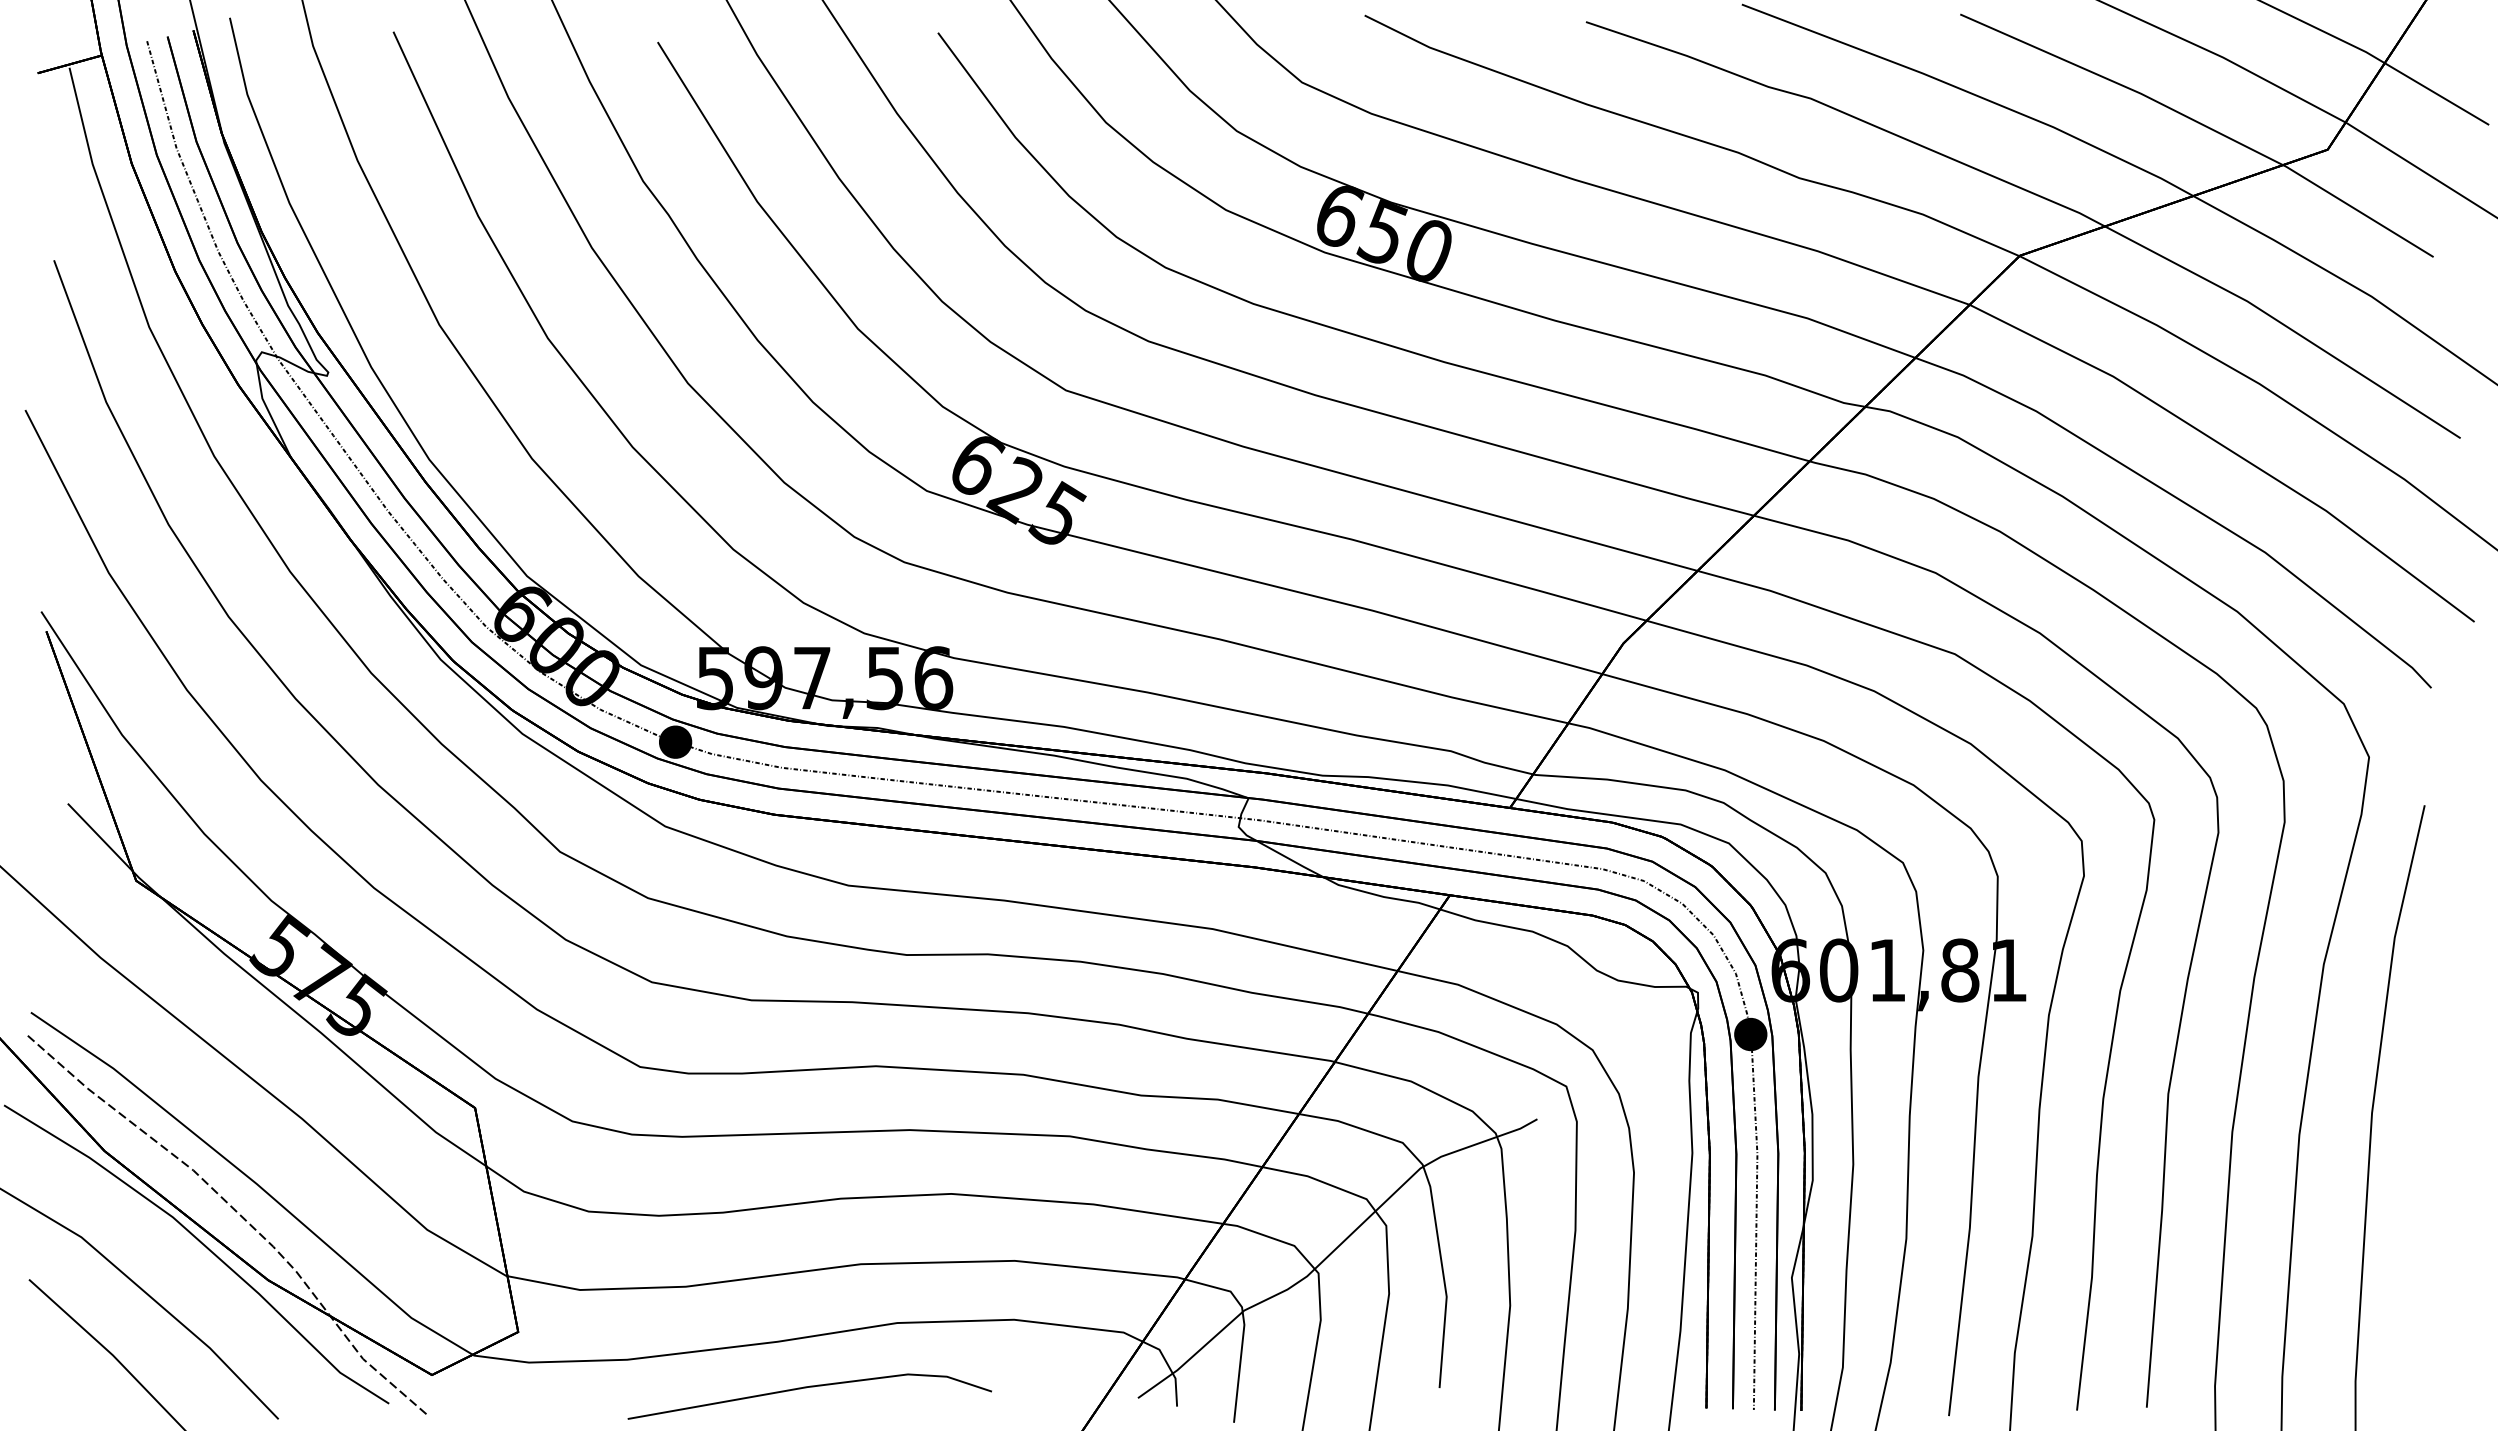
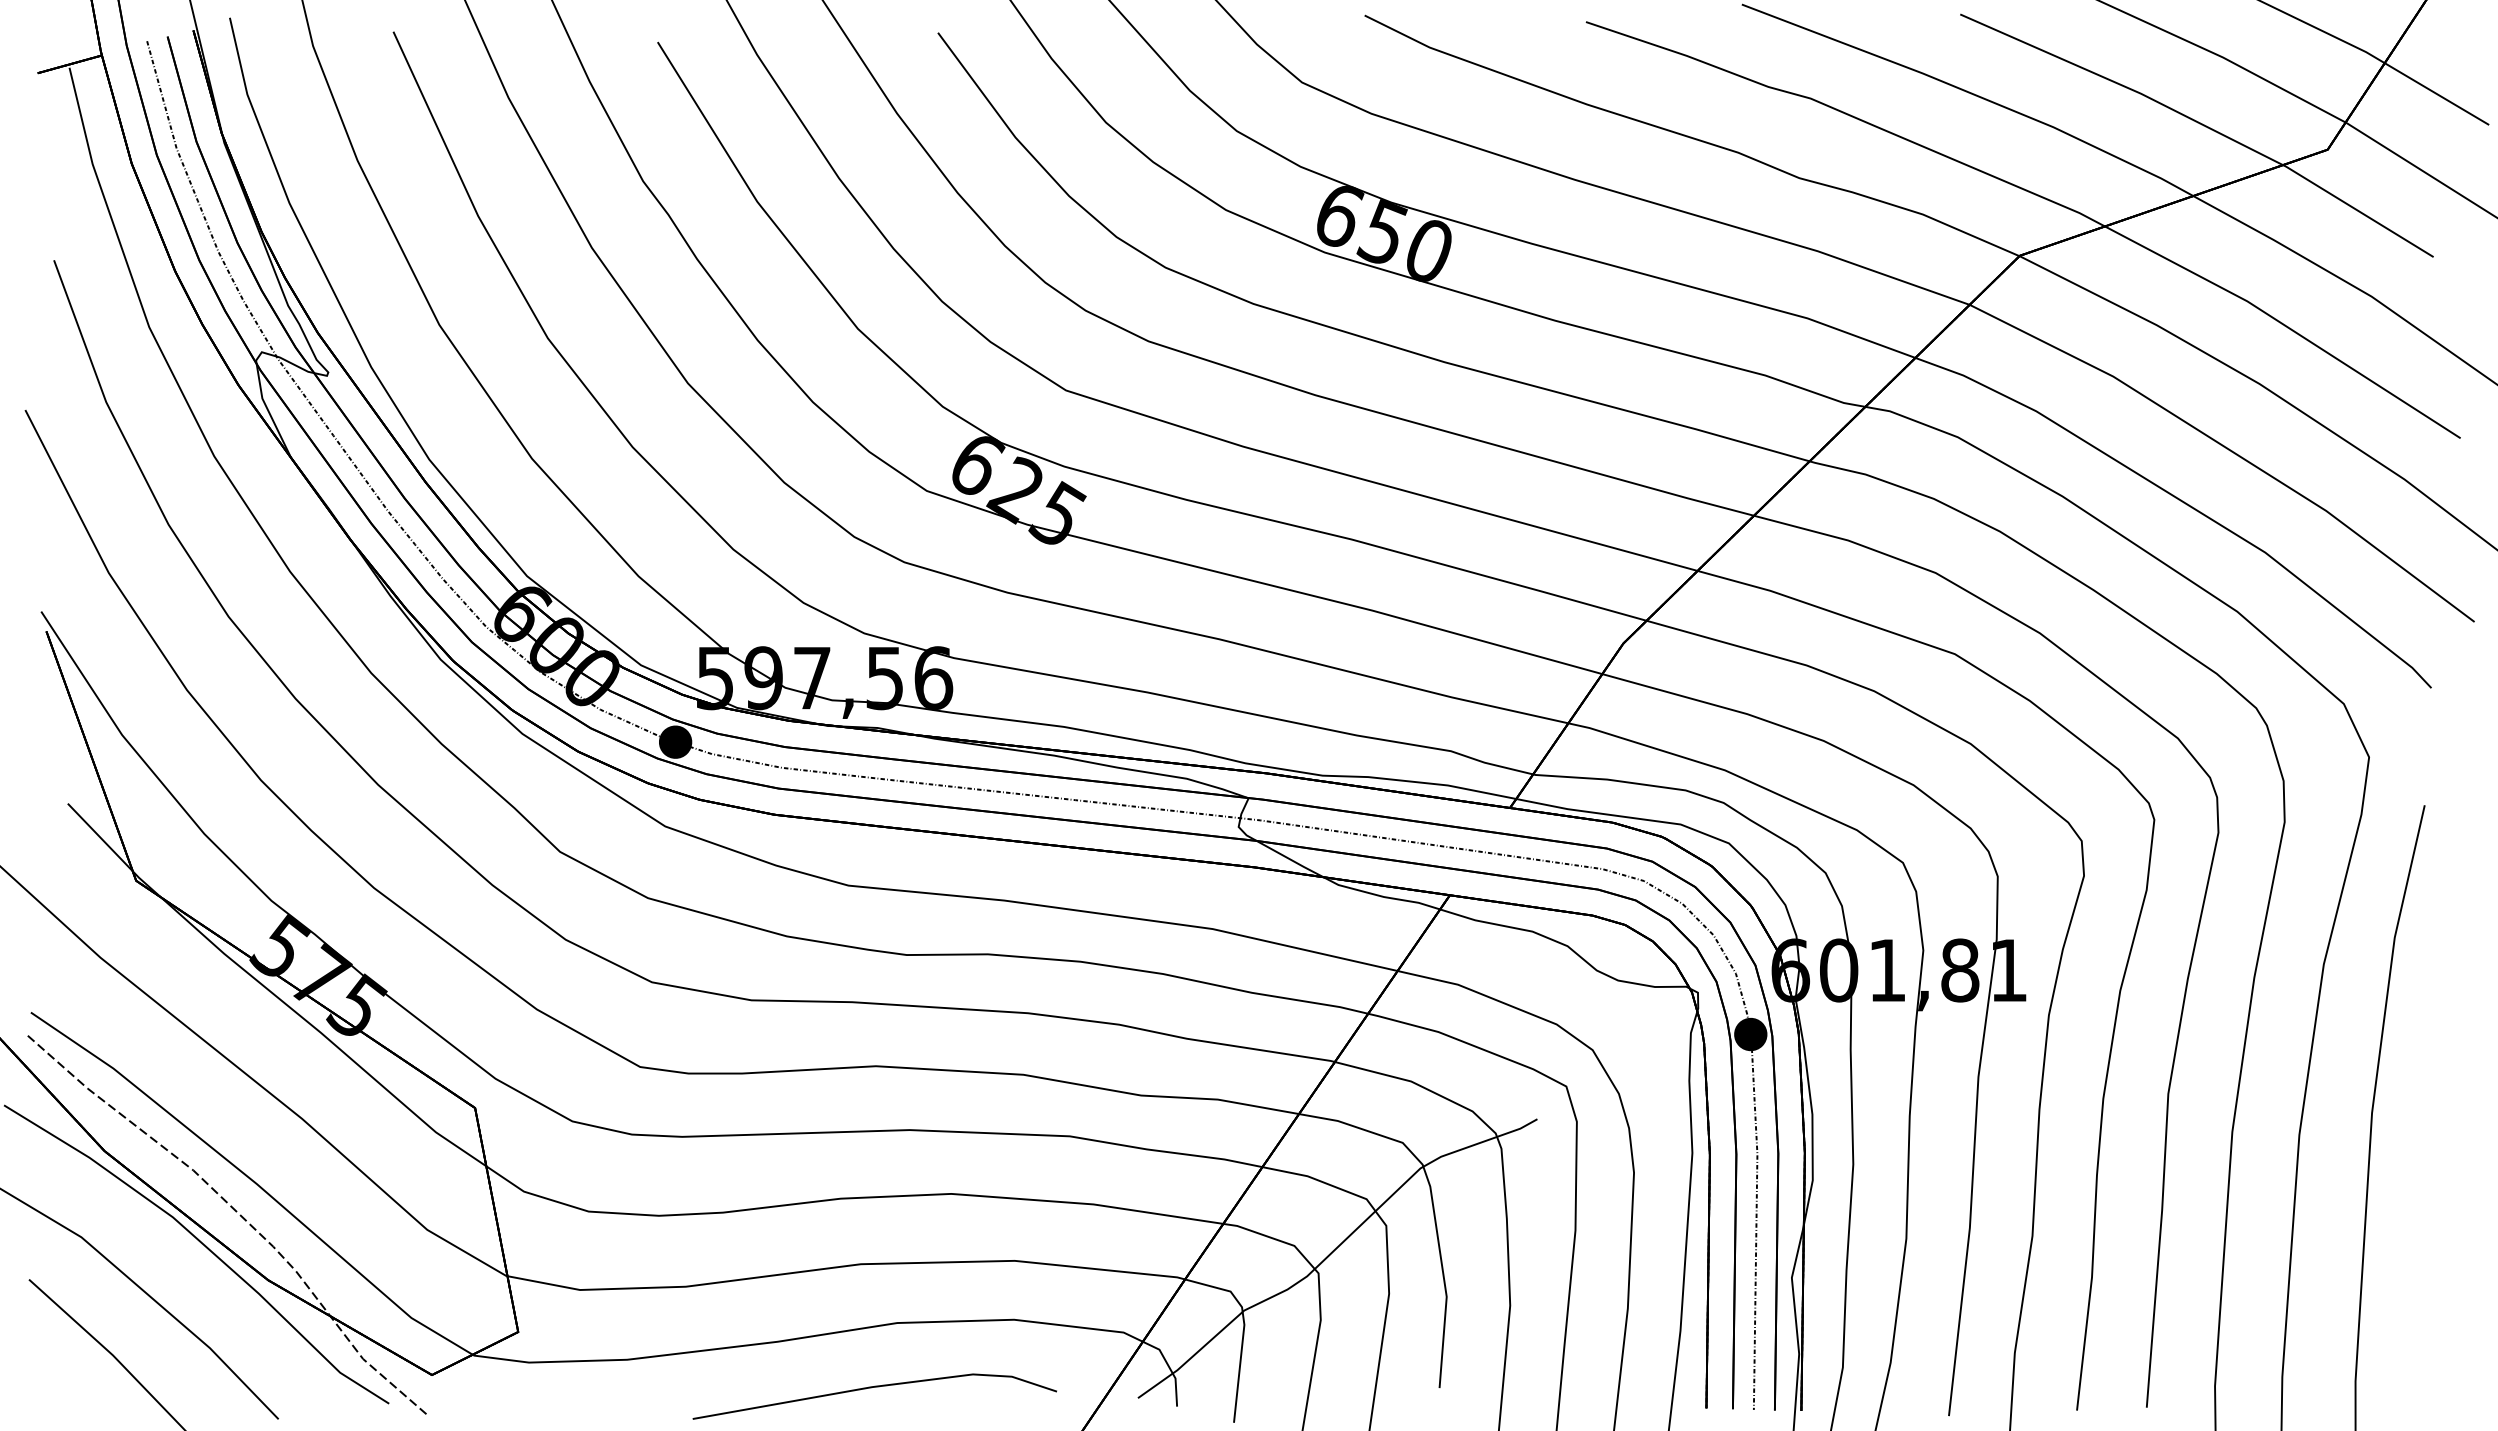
line position: (806, 1388) -> (871, 1388) (871, 1388)
